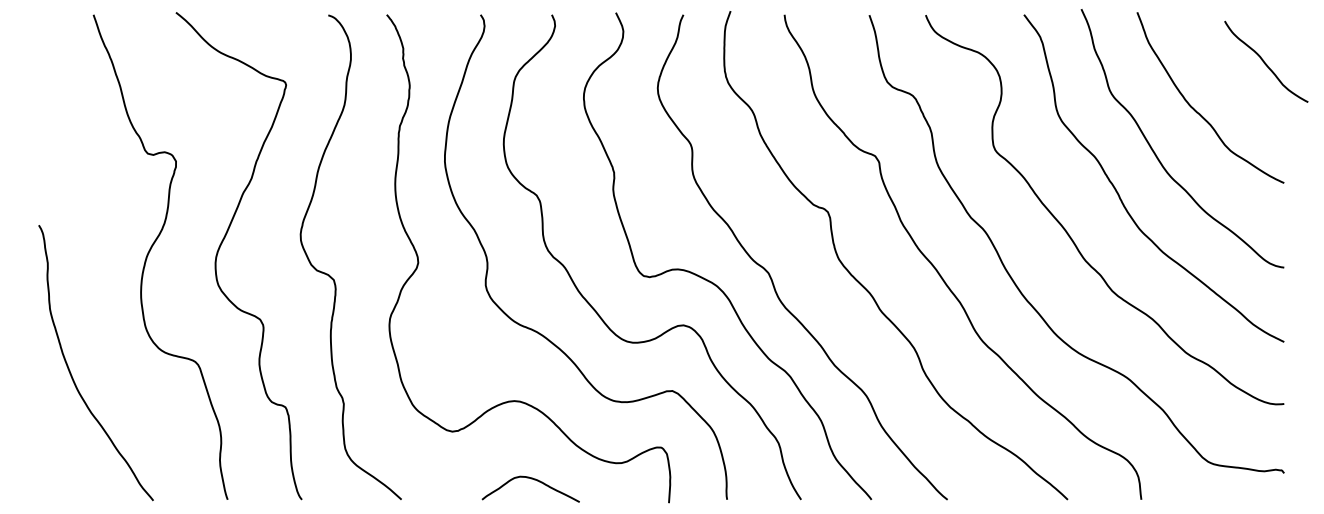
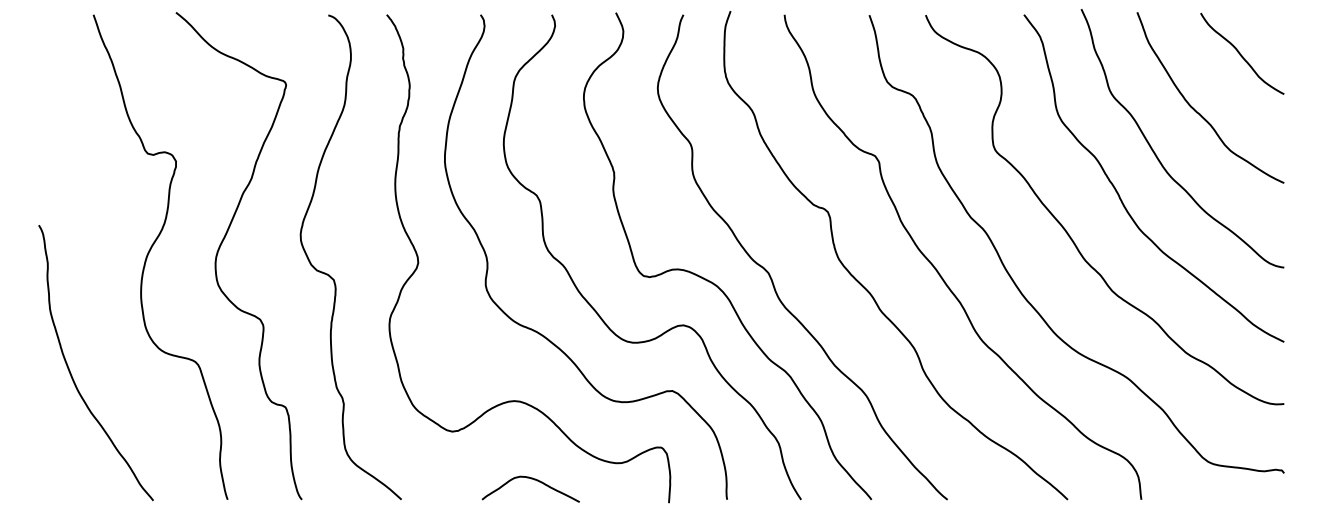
curve position: (1265, 62) -> (1241, 54) (1241, 54)
